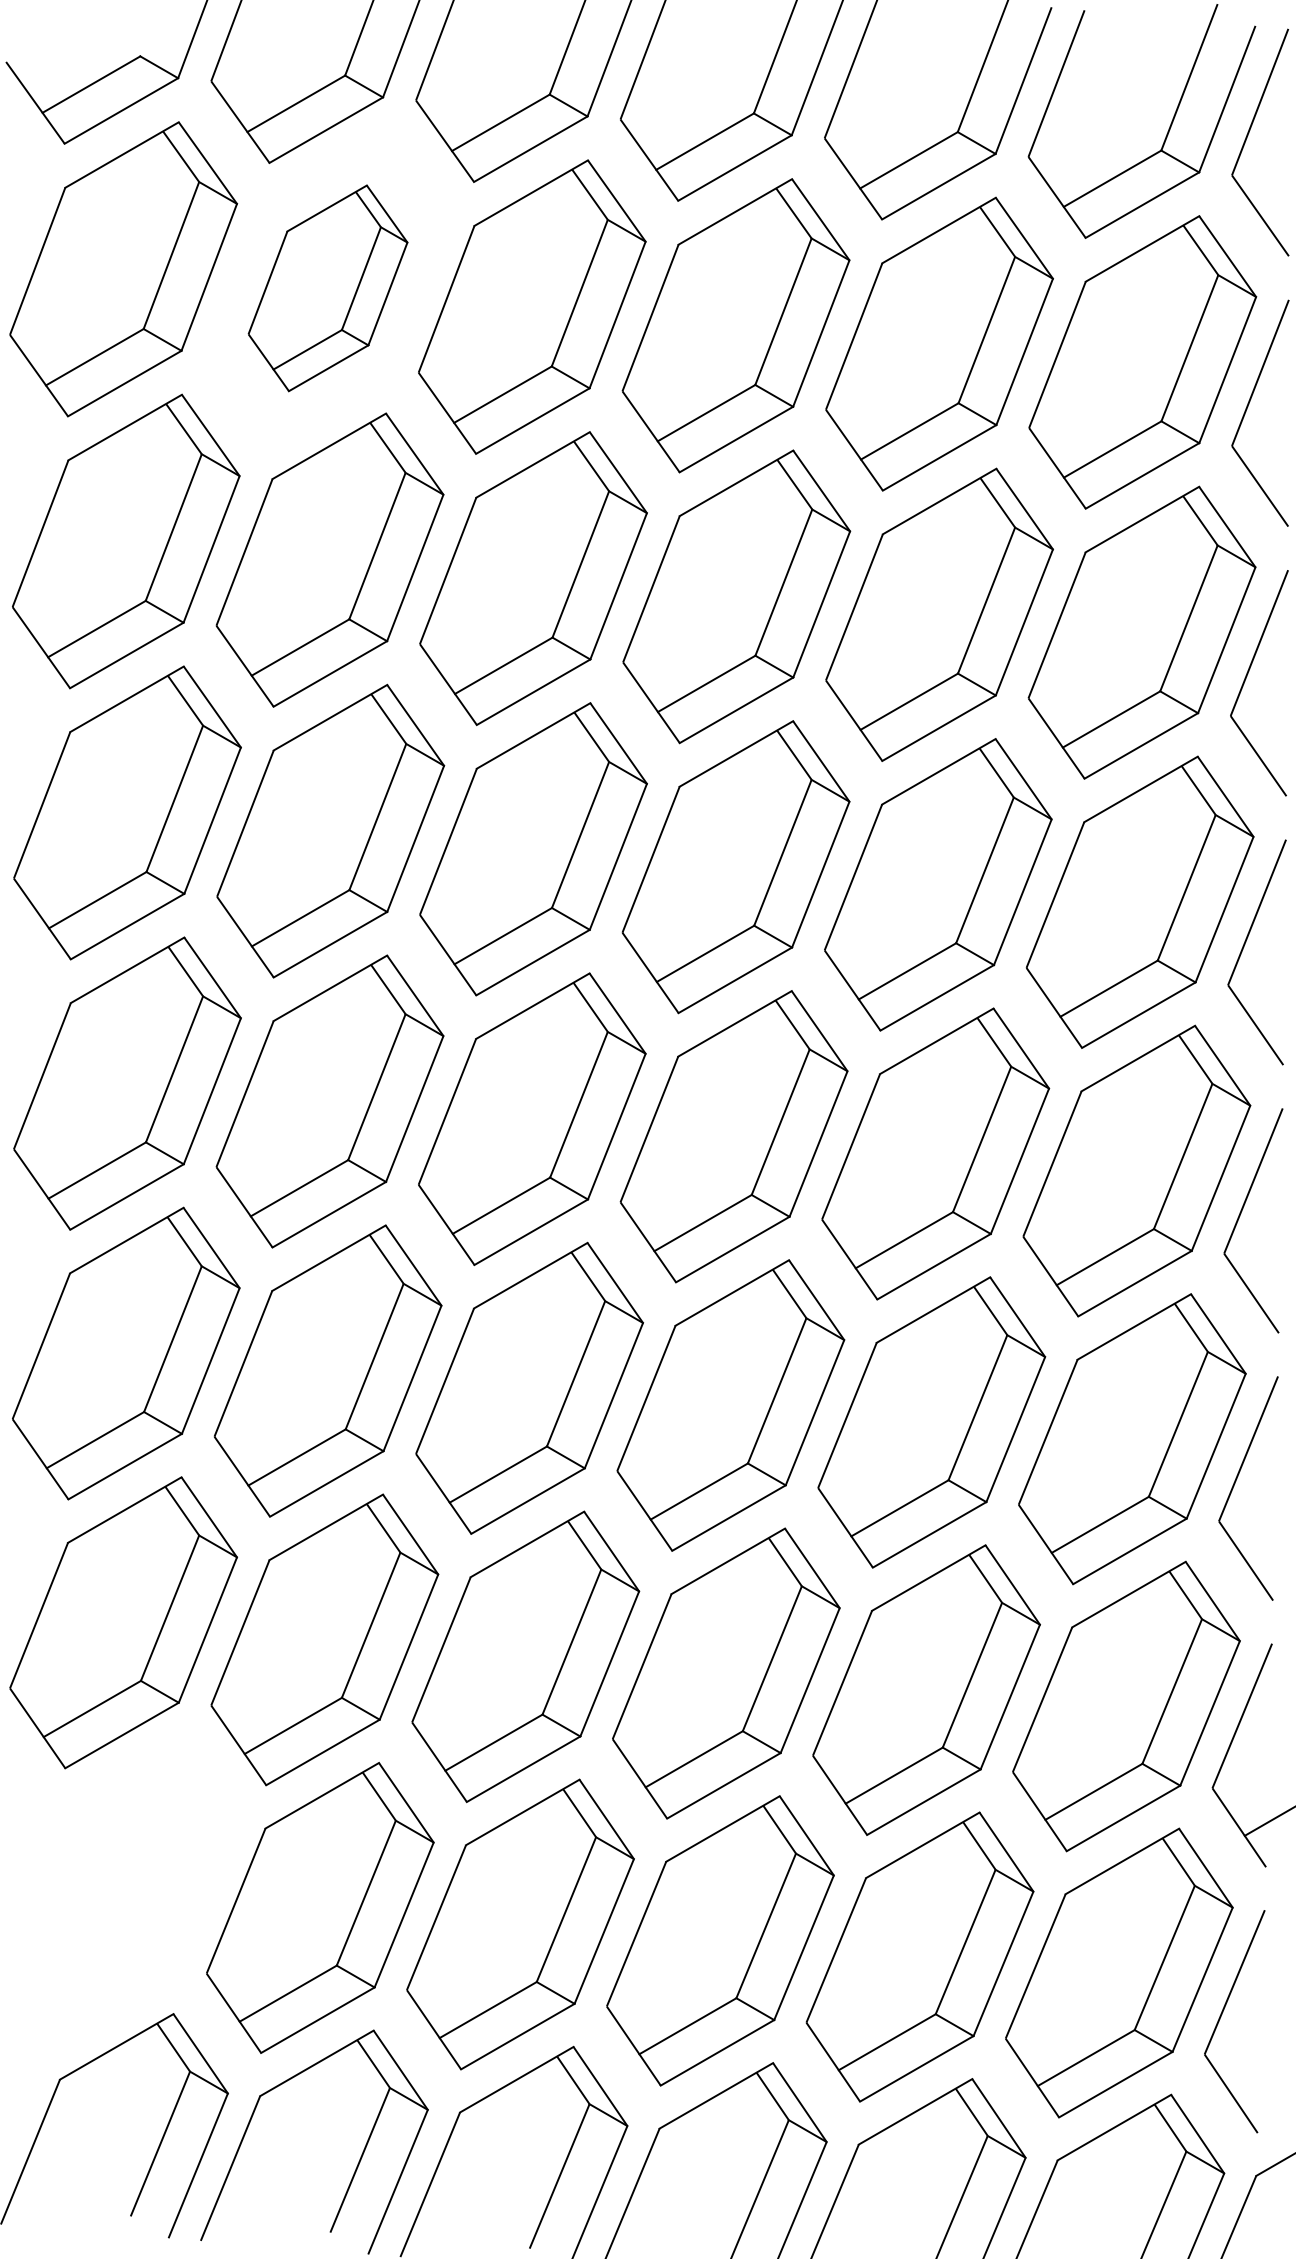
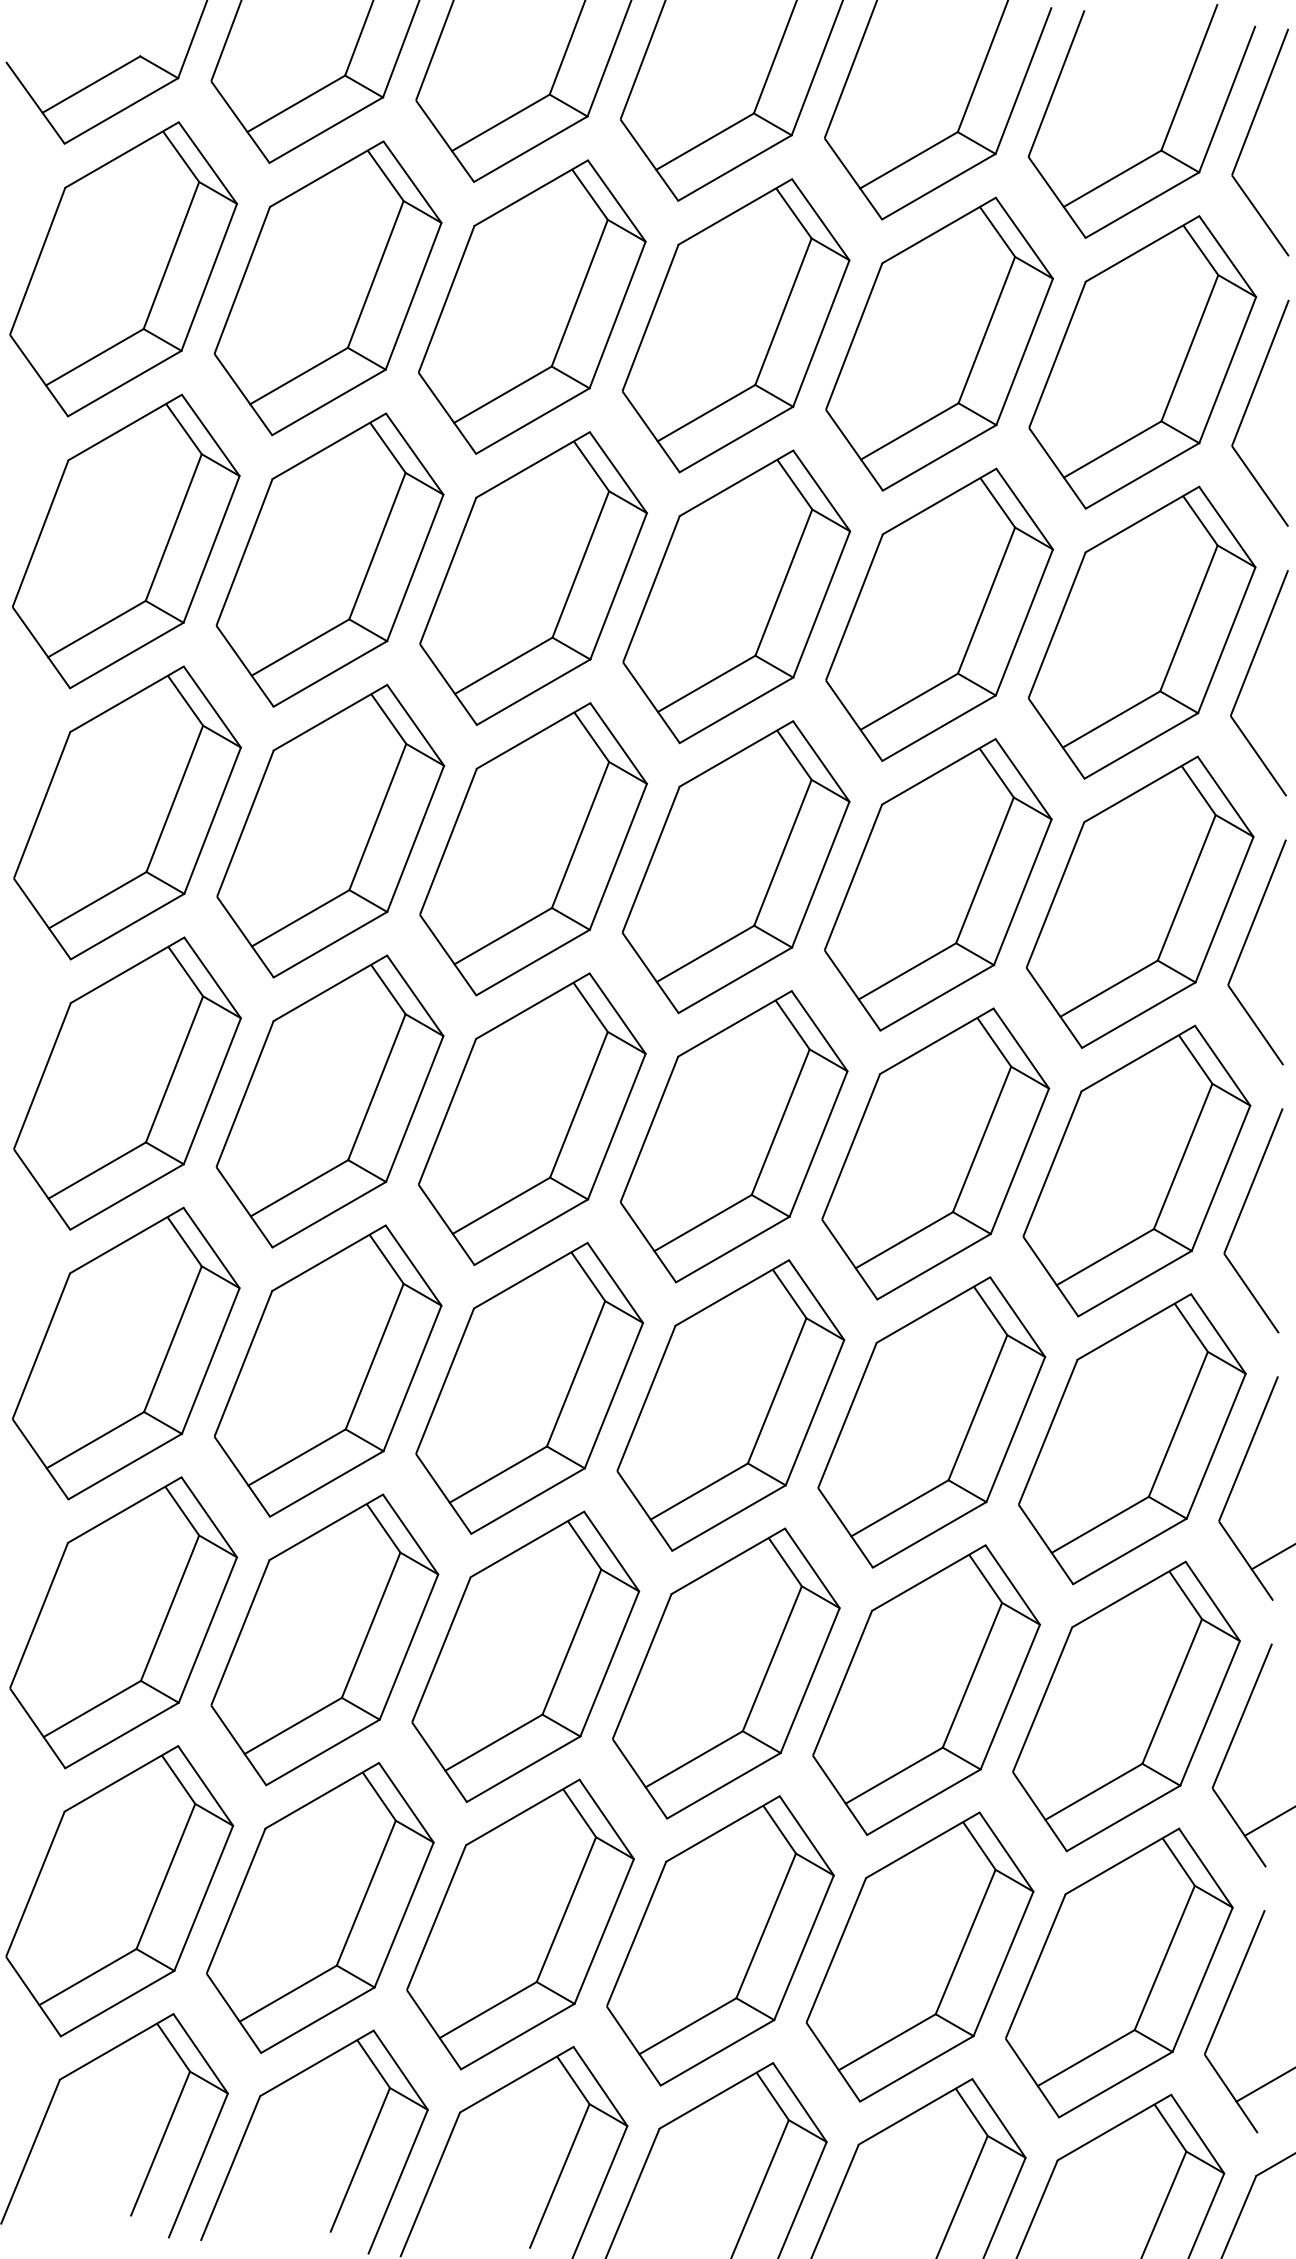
part size: 162x209 px -> 230x297 px (327, 288)
line: none -> present (1271, 1557)
part: none -> present (119, 1891)
line: none -> present (1264, 2085)
